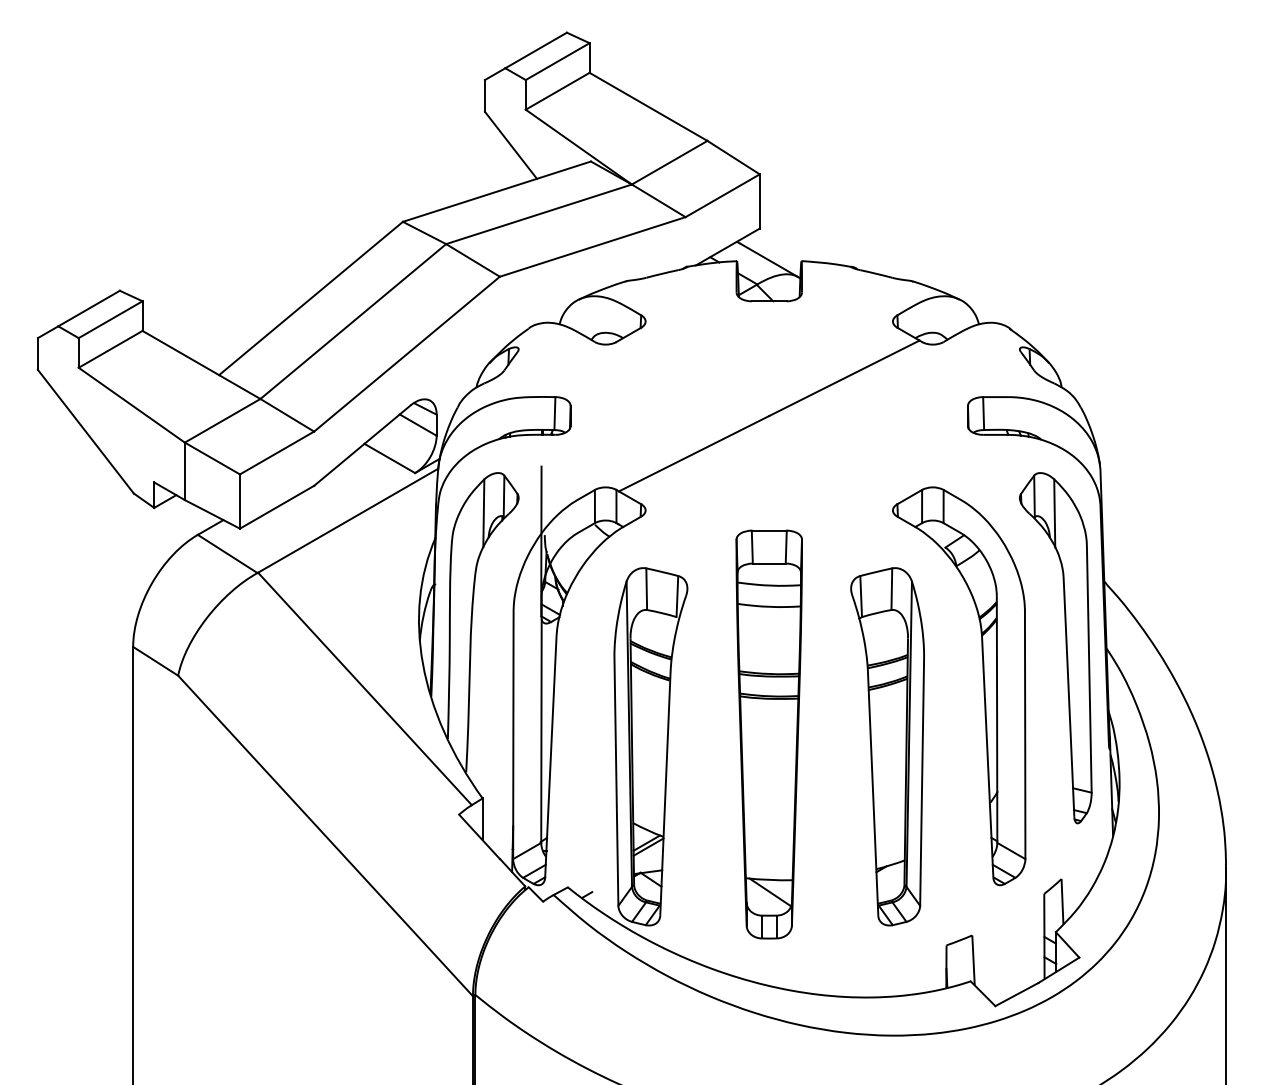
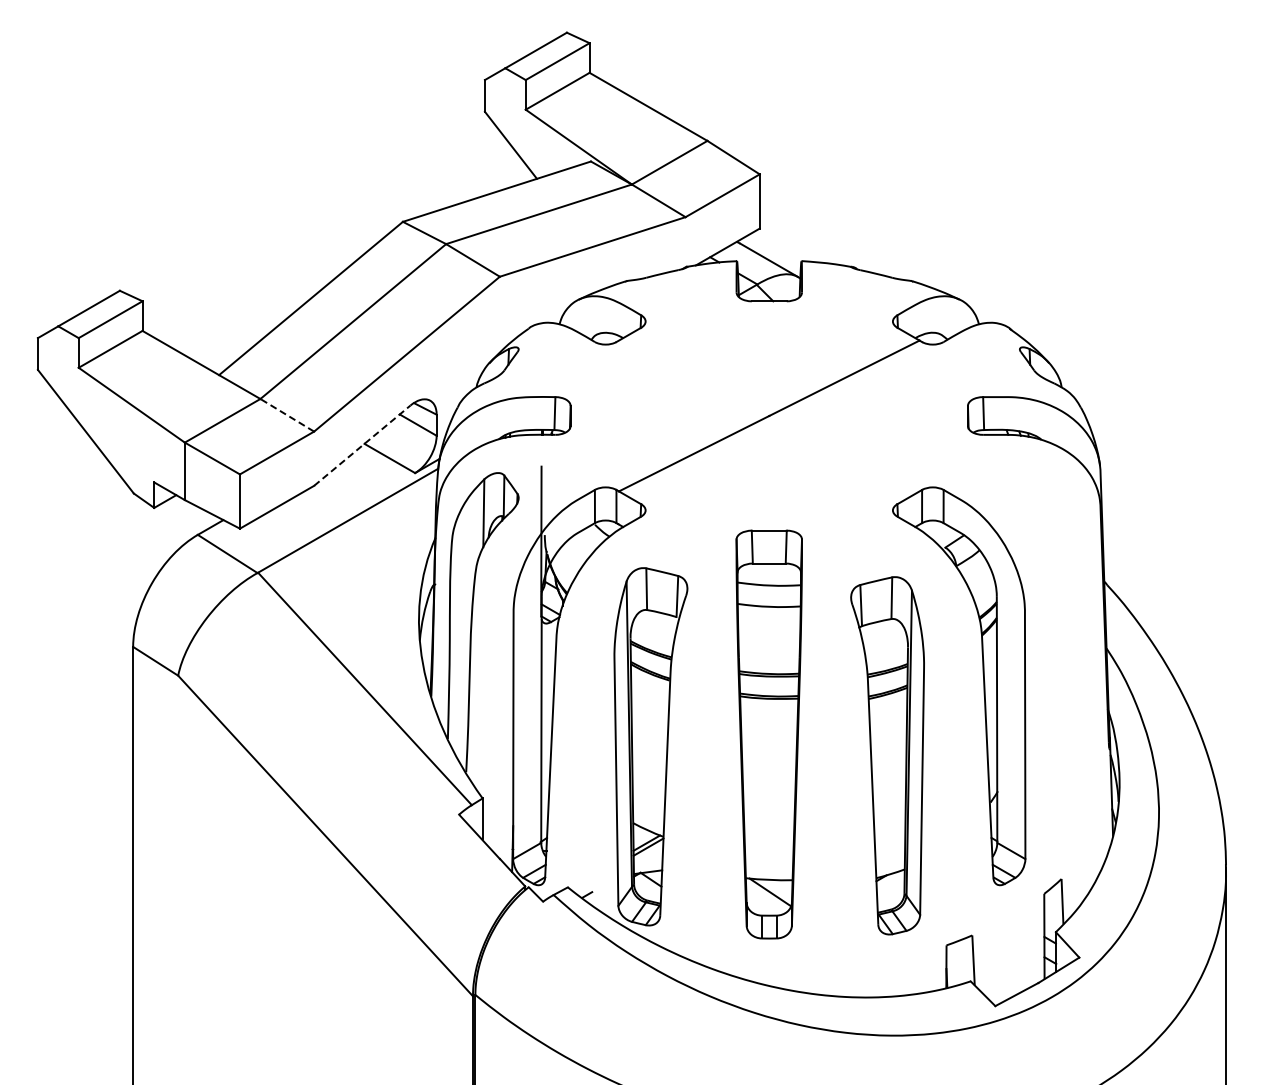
line: solid -> dashed (286, 415)
line: solid -> dashed (362, 445)
part: present -> none (1065, 648)
part position: (887, 746) -> (887, 755) (887, 755)
